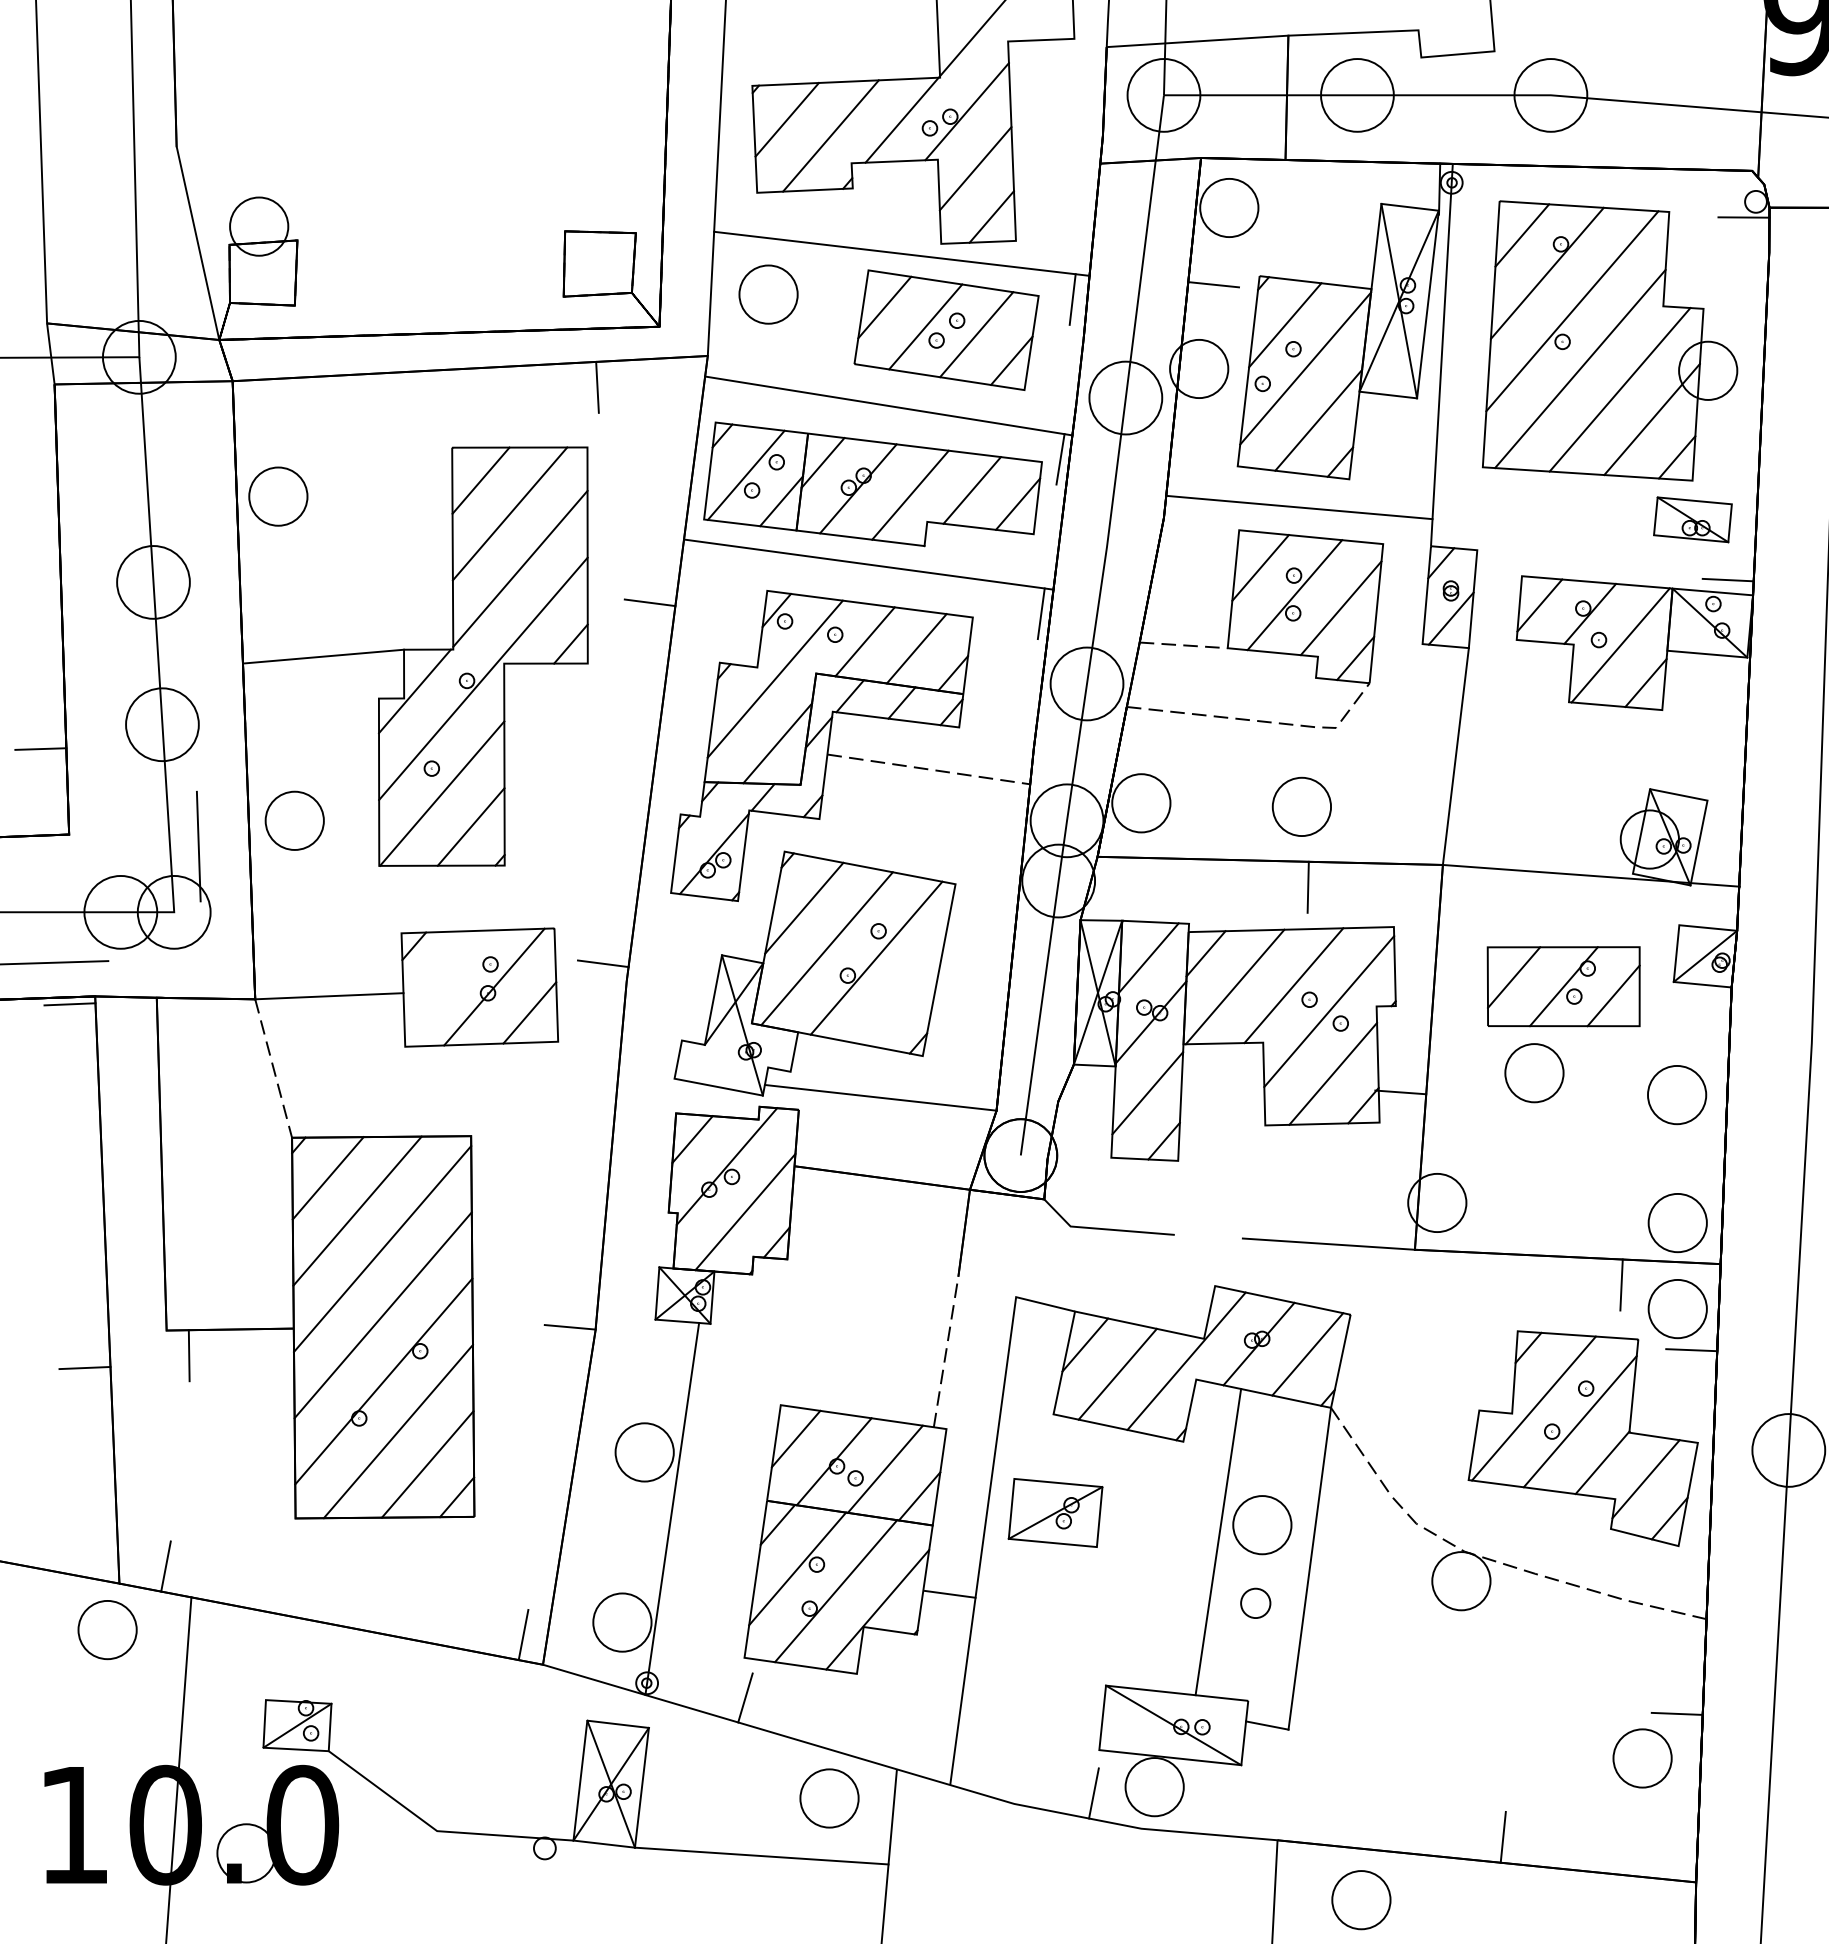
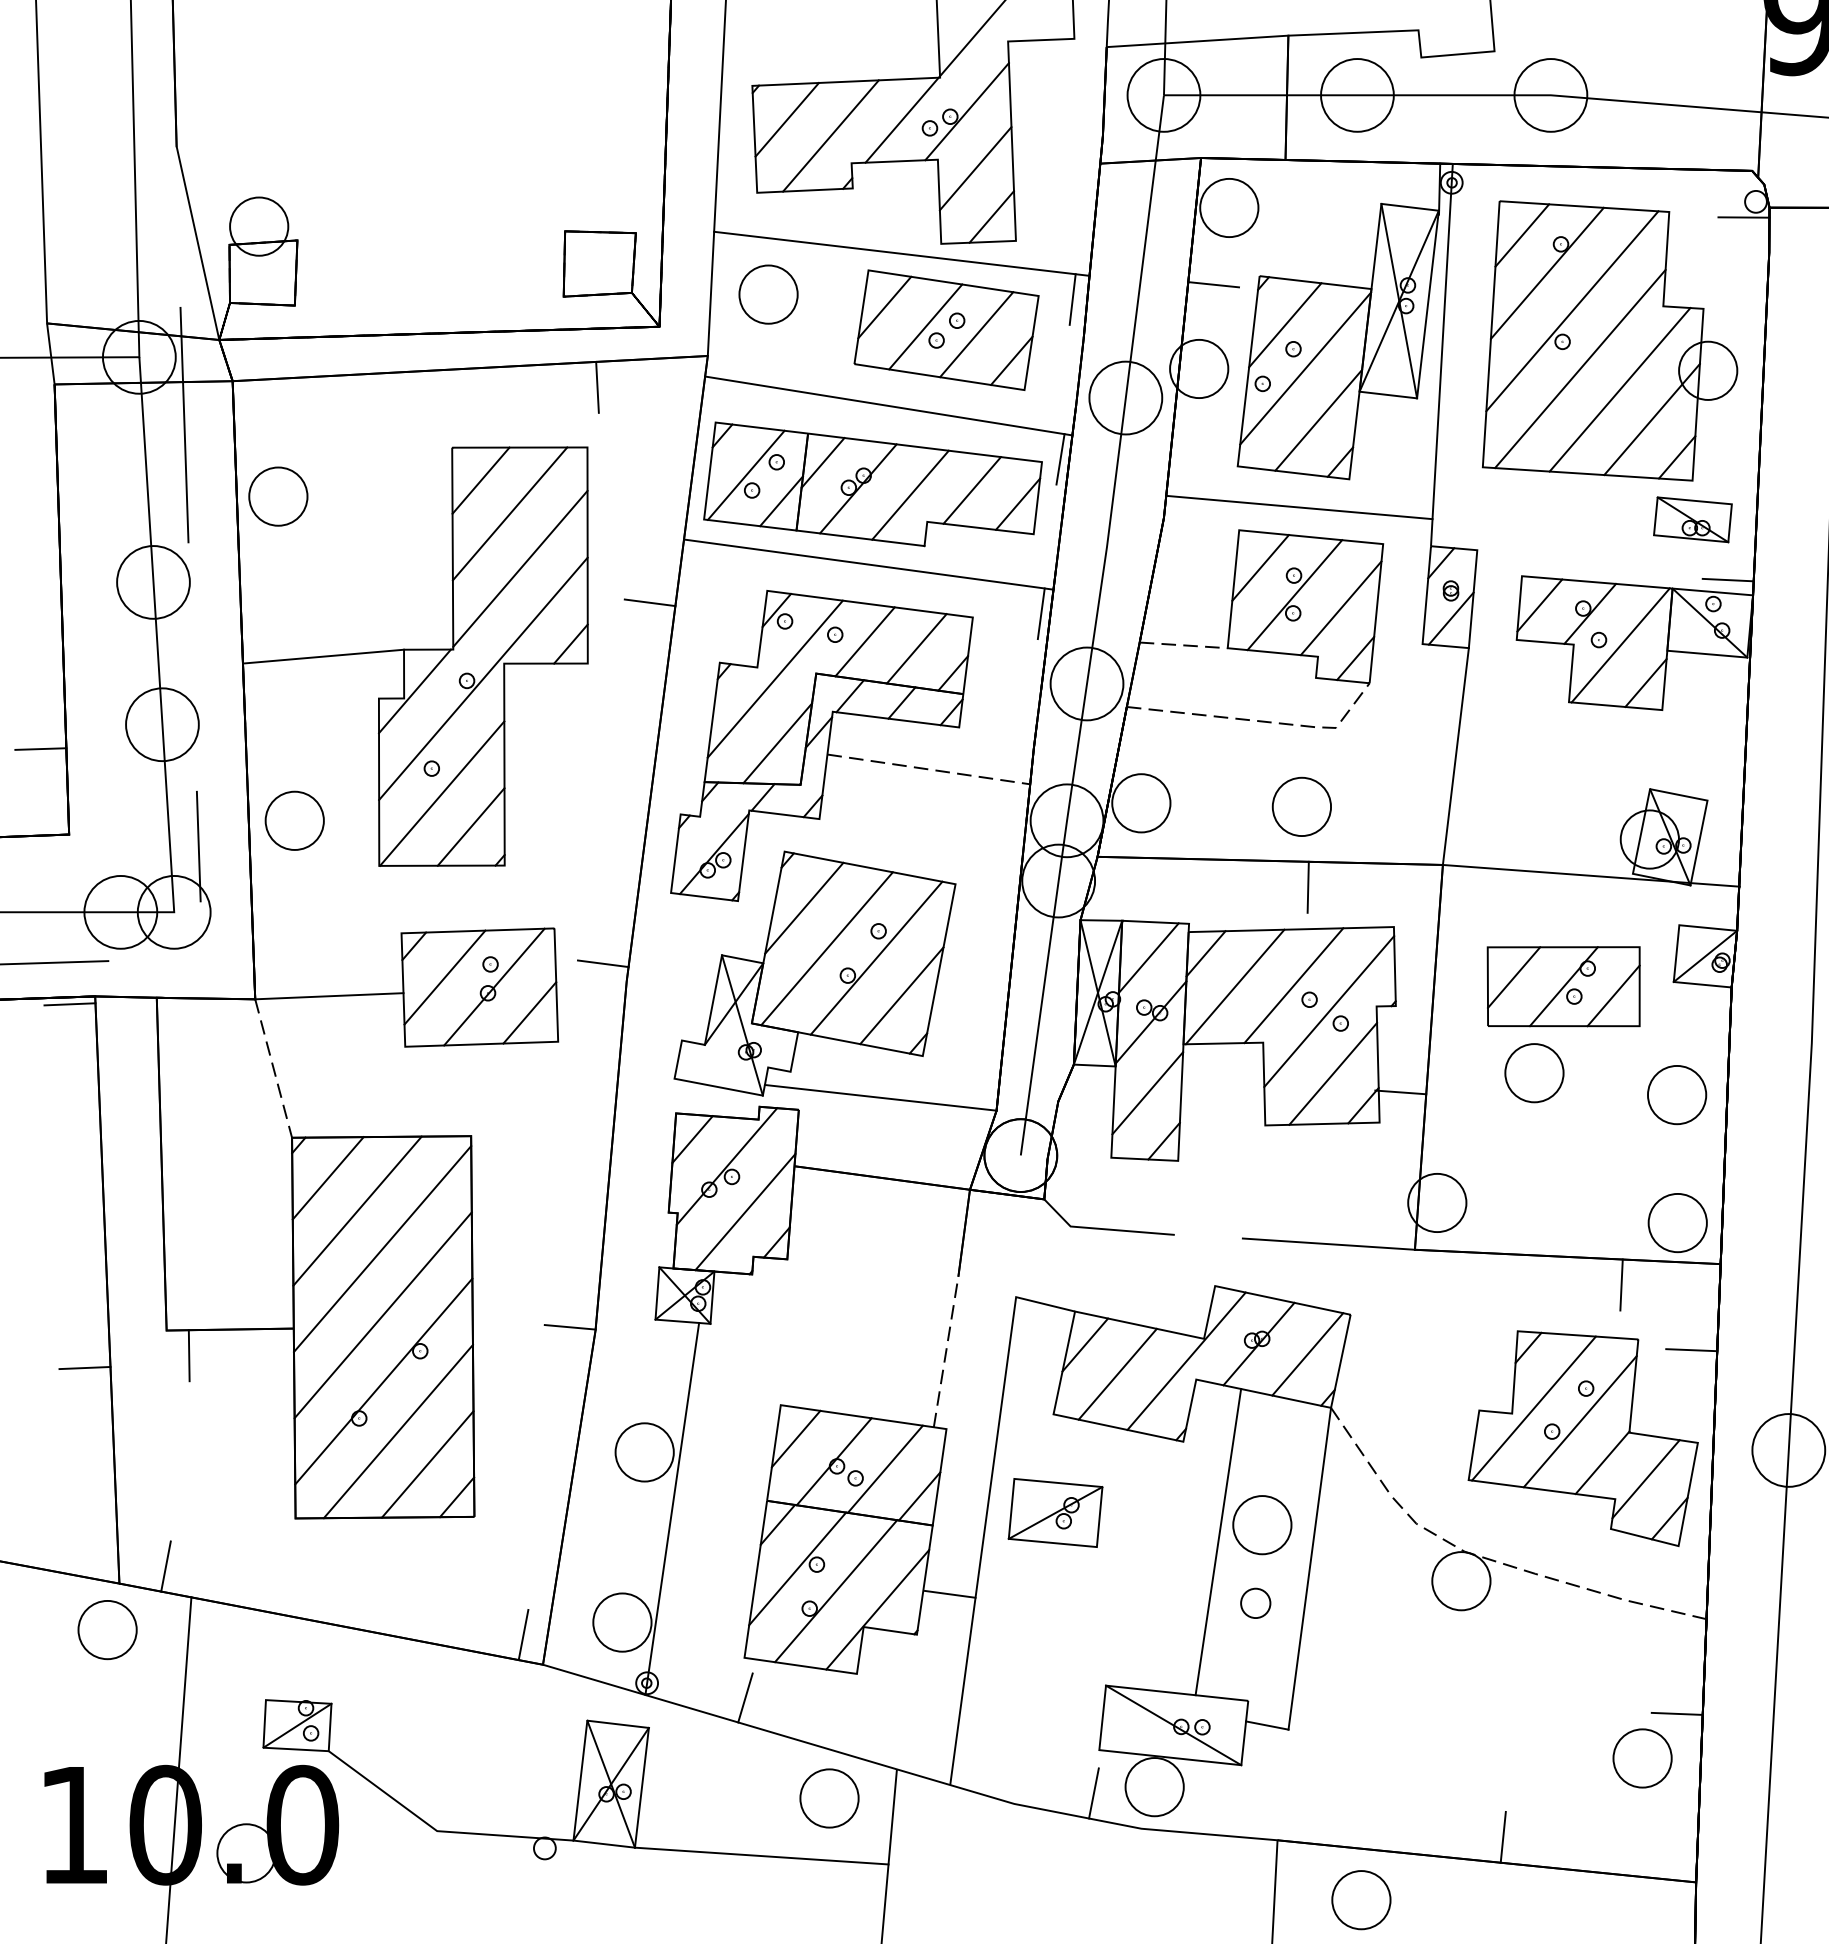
line: none -> present (184, 424)
line: none -> present (444, 977)
line: none -> present (901, 995)
part: present -> none (1677, 1309)
